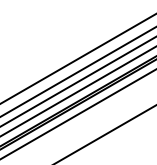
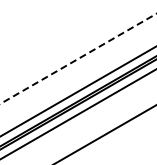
line: solid -> dashed (78, 58)
line: present -> none (77, 71)
line: present -> none (77, 81)
